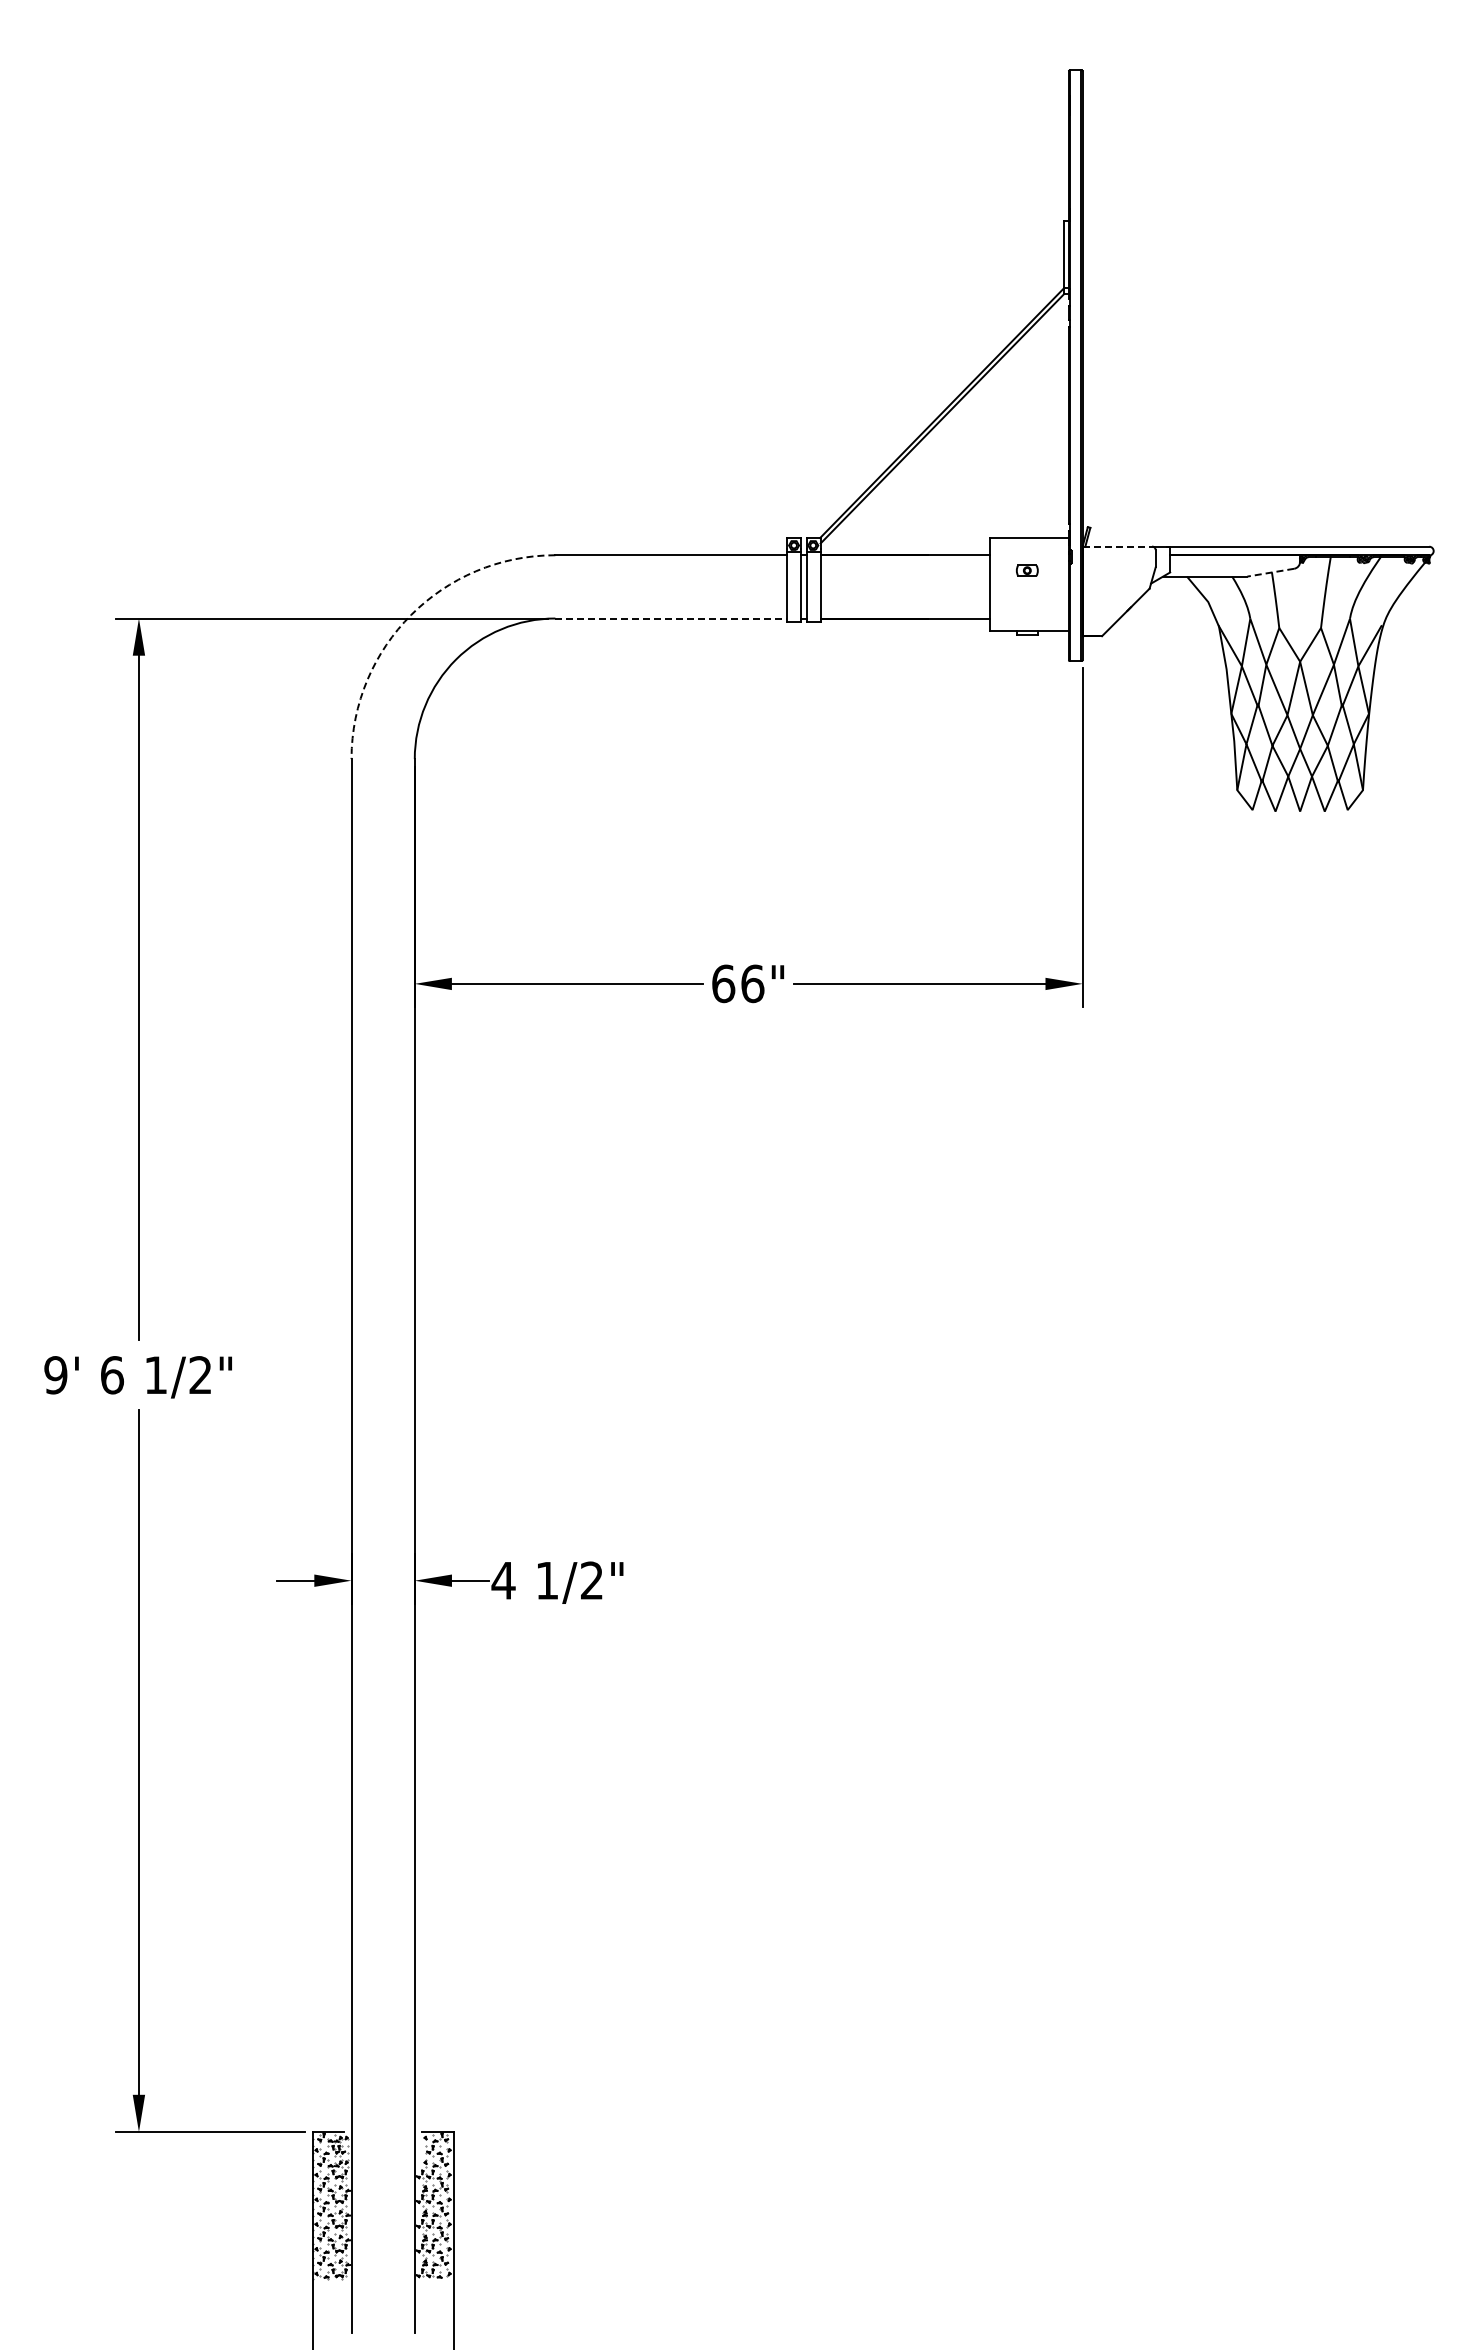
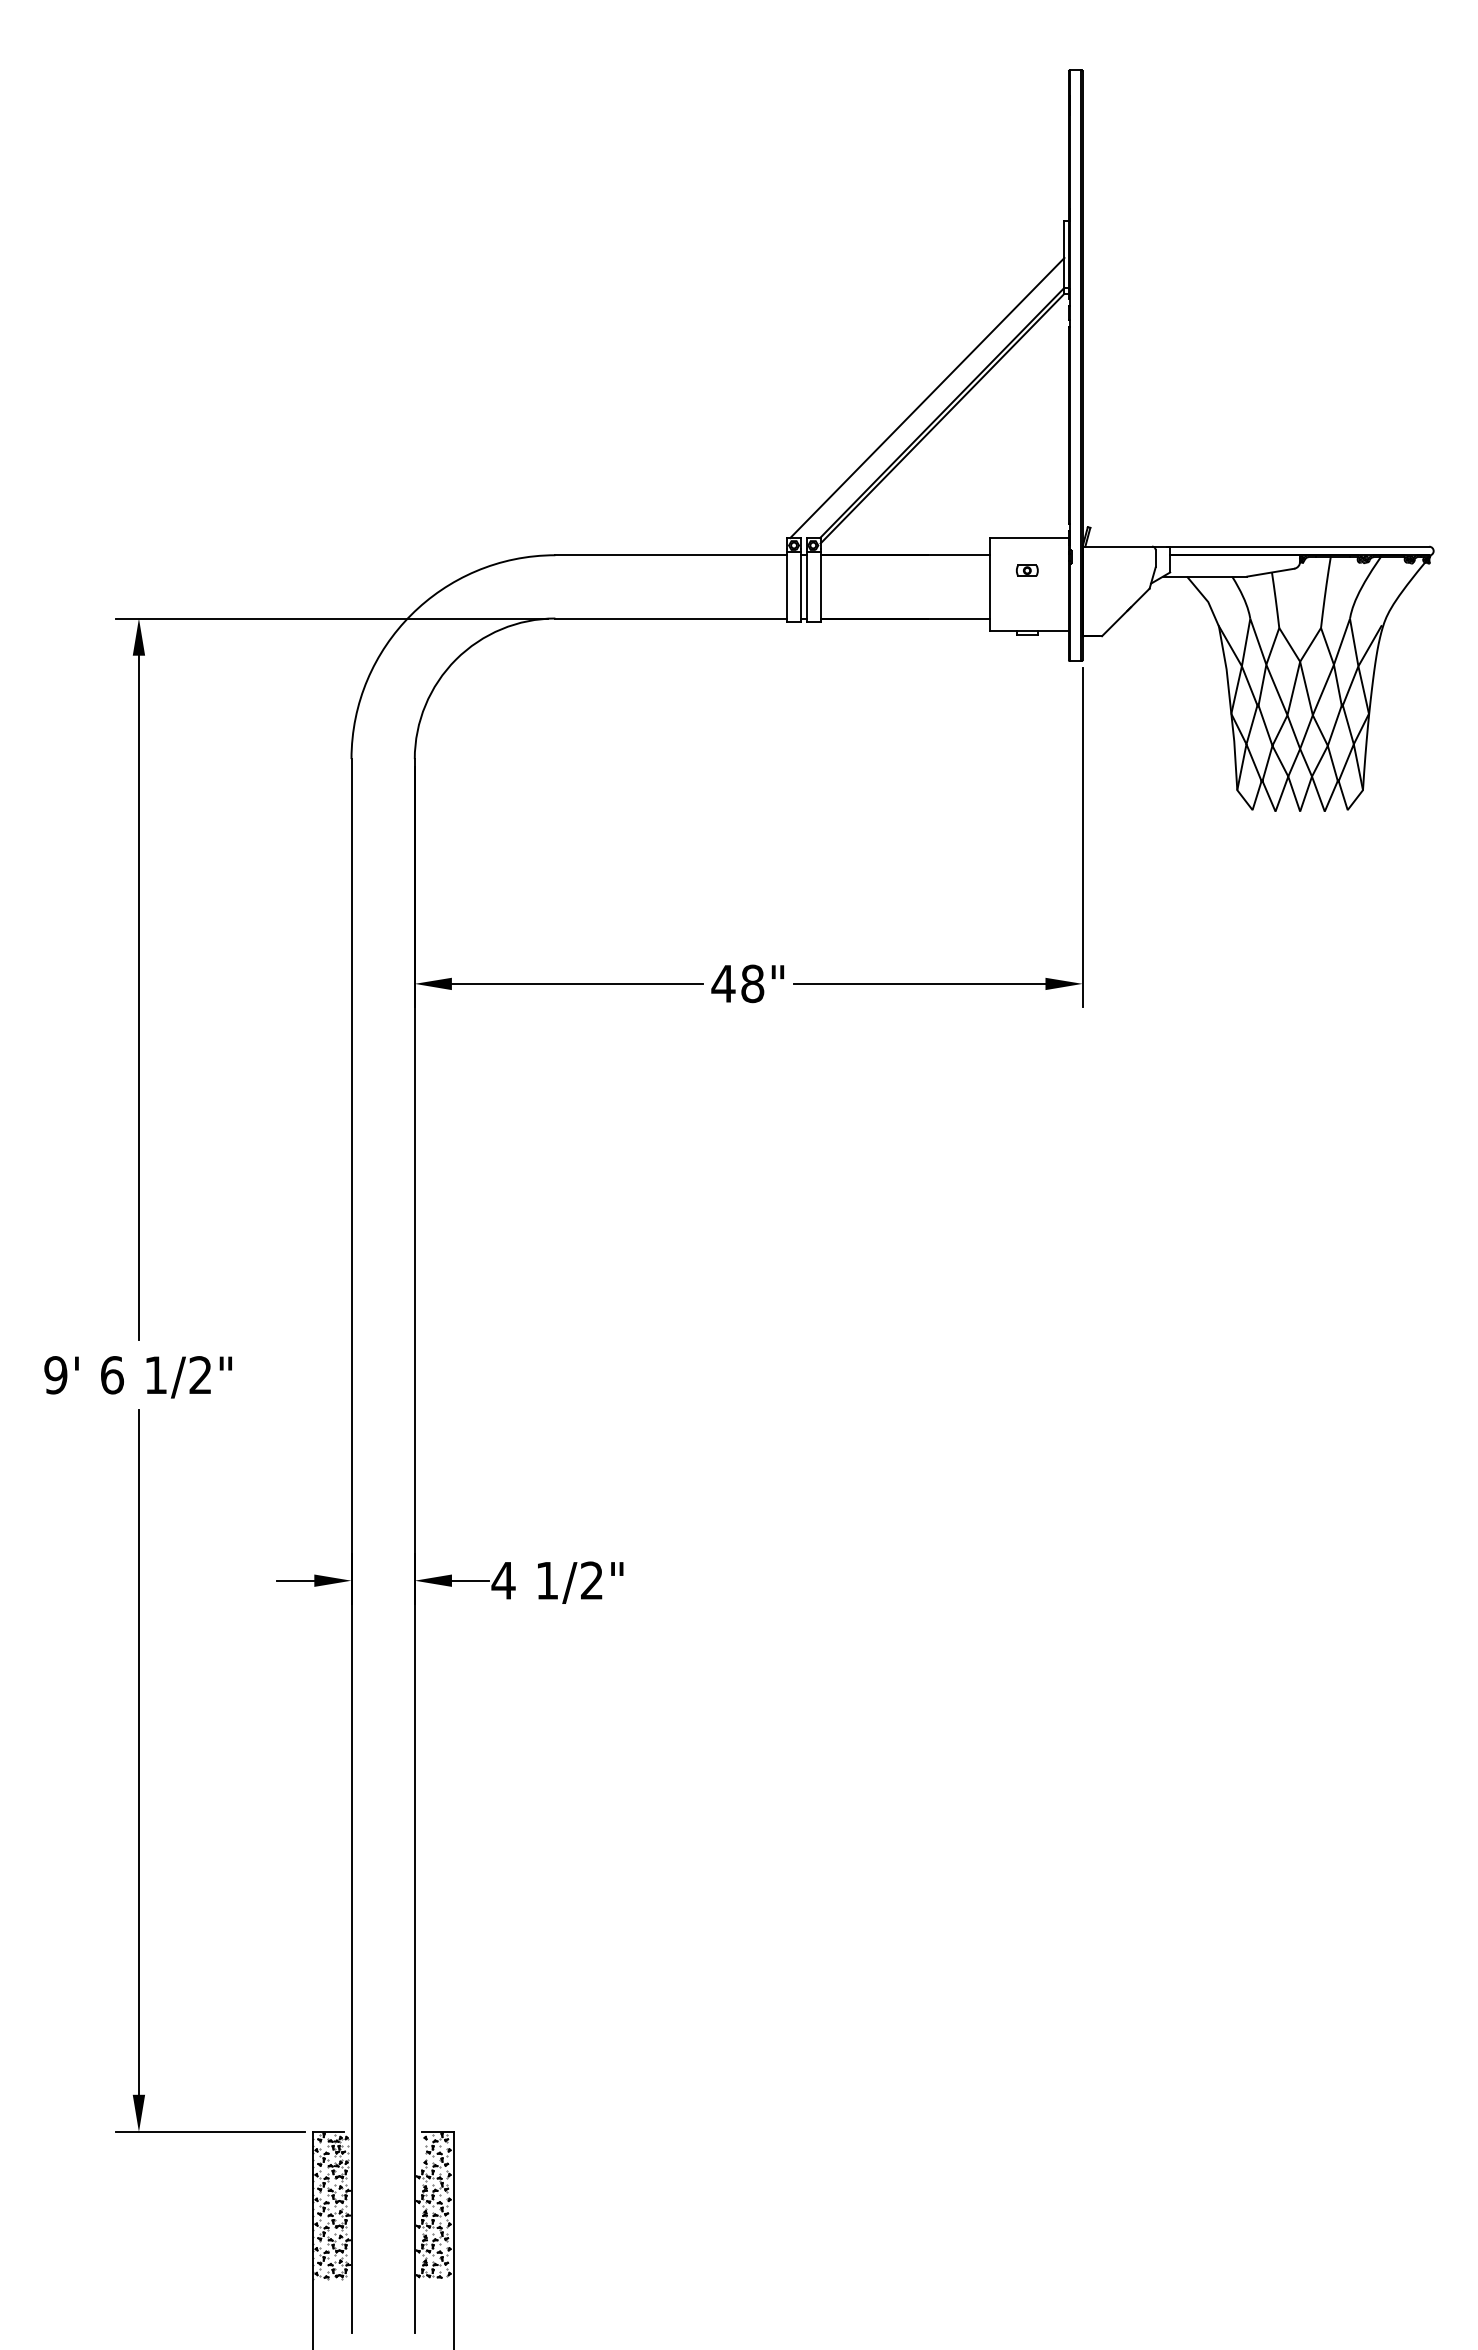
line: none -> present (927, 397)
line: dashed -> solid (1117, 546)
line: dashed -> solid (1270, 572)
arc: dashed -> solid (411, 614)
line: dashed -> solid (671, 618)
text: 66" -> 48" (737, 983)
